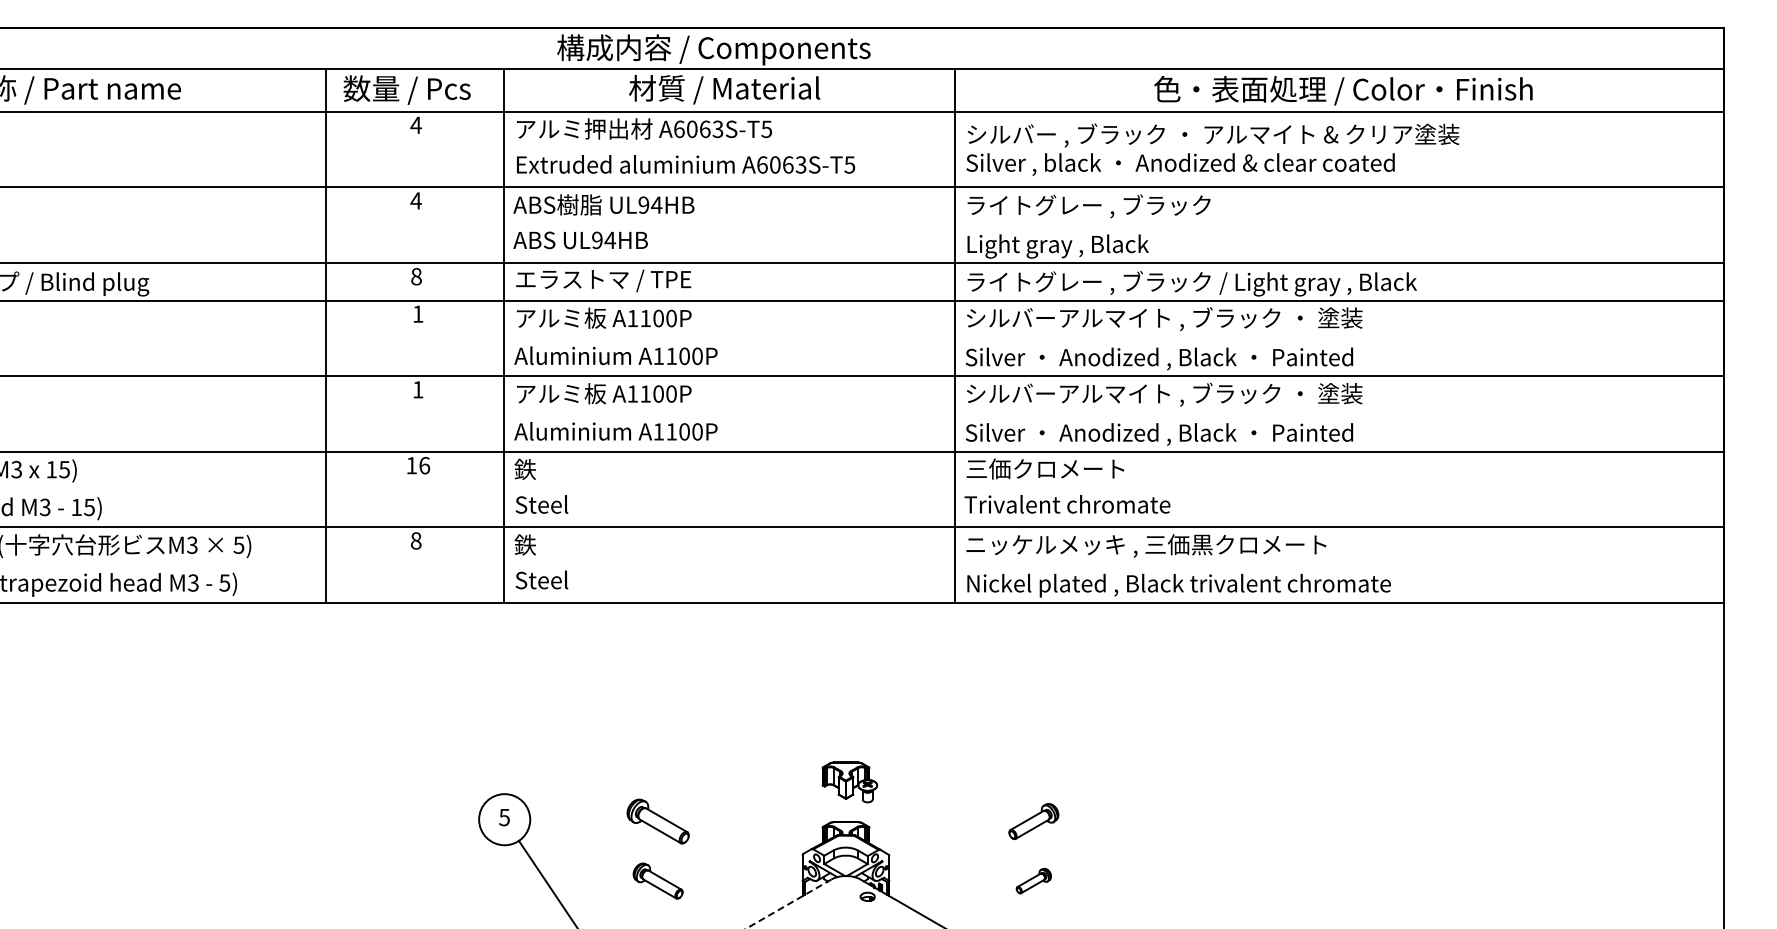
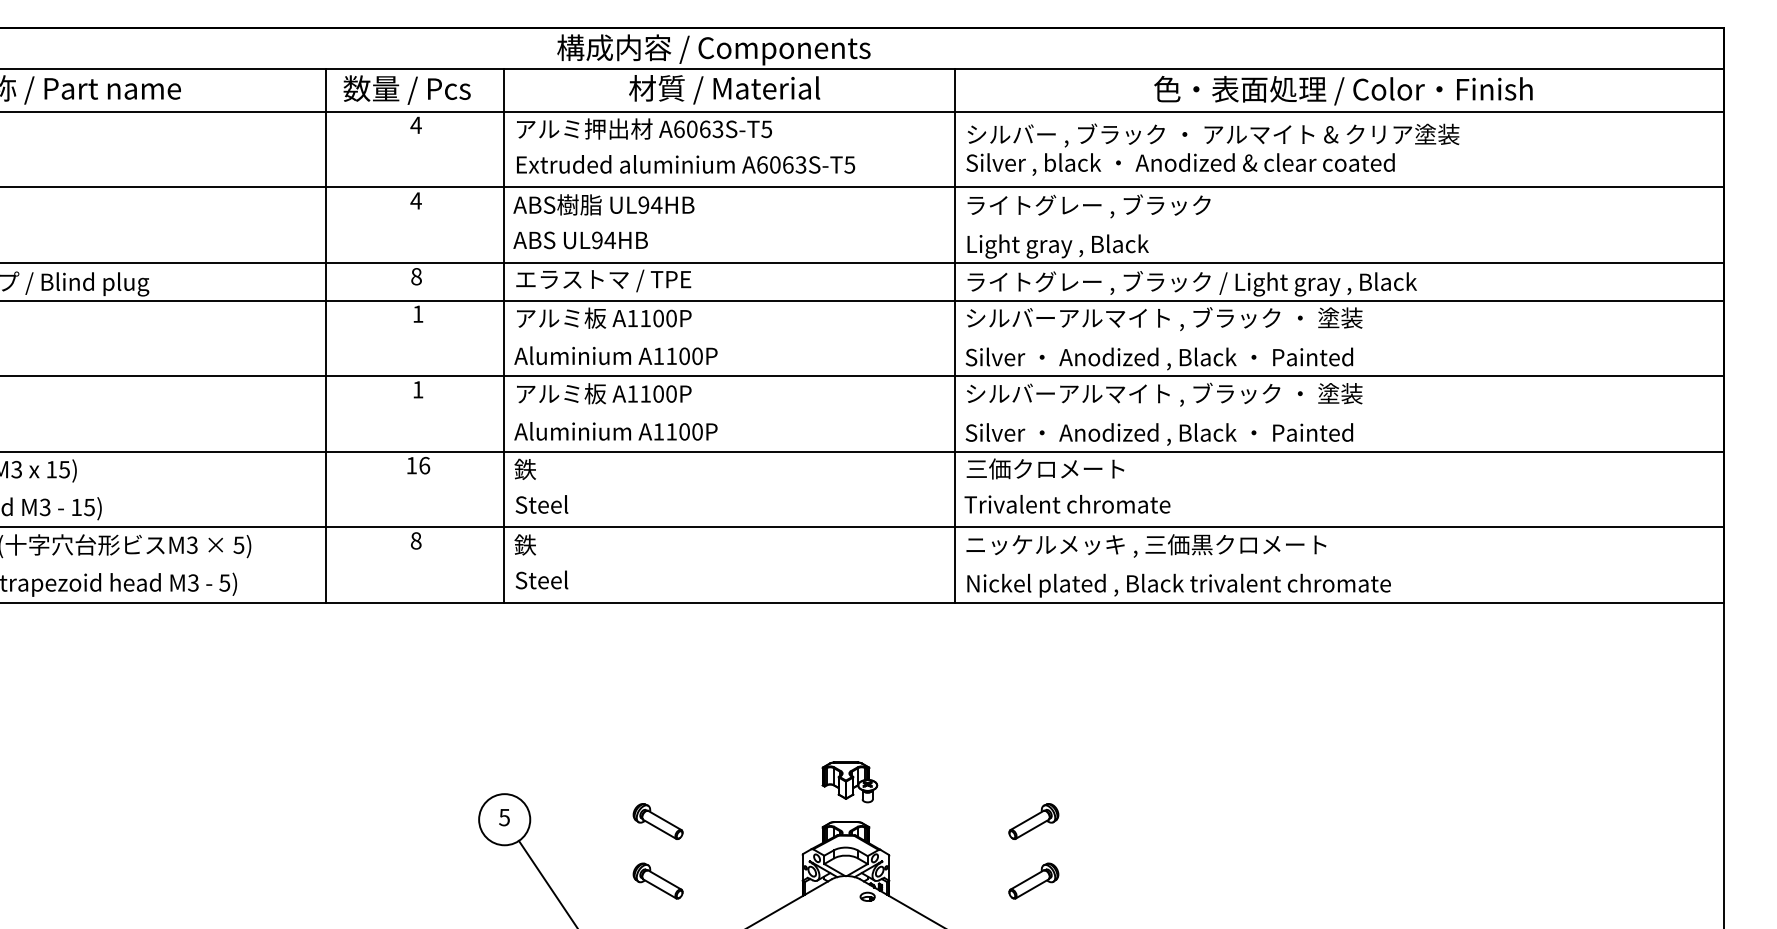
part size: 64x47 px -> 52x37 px (657, 821)
part size: 37x28 px -> 52x38 px (1033, 880)
line: dashed -> solid (788, 904)
